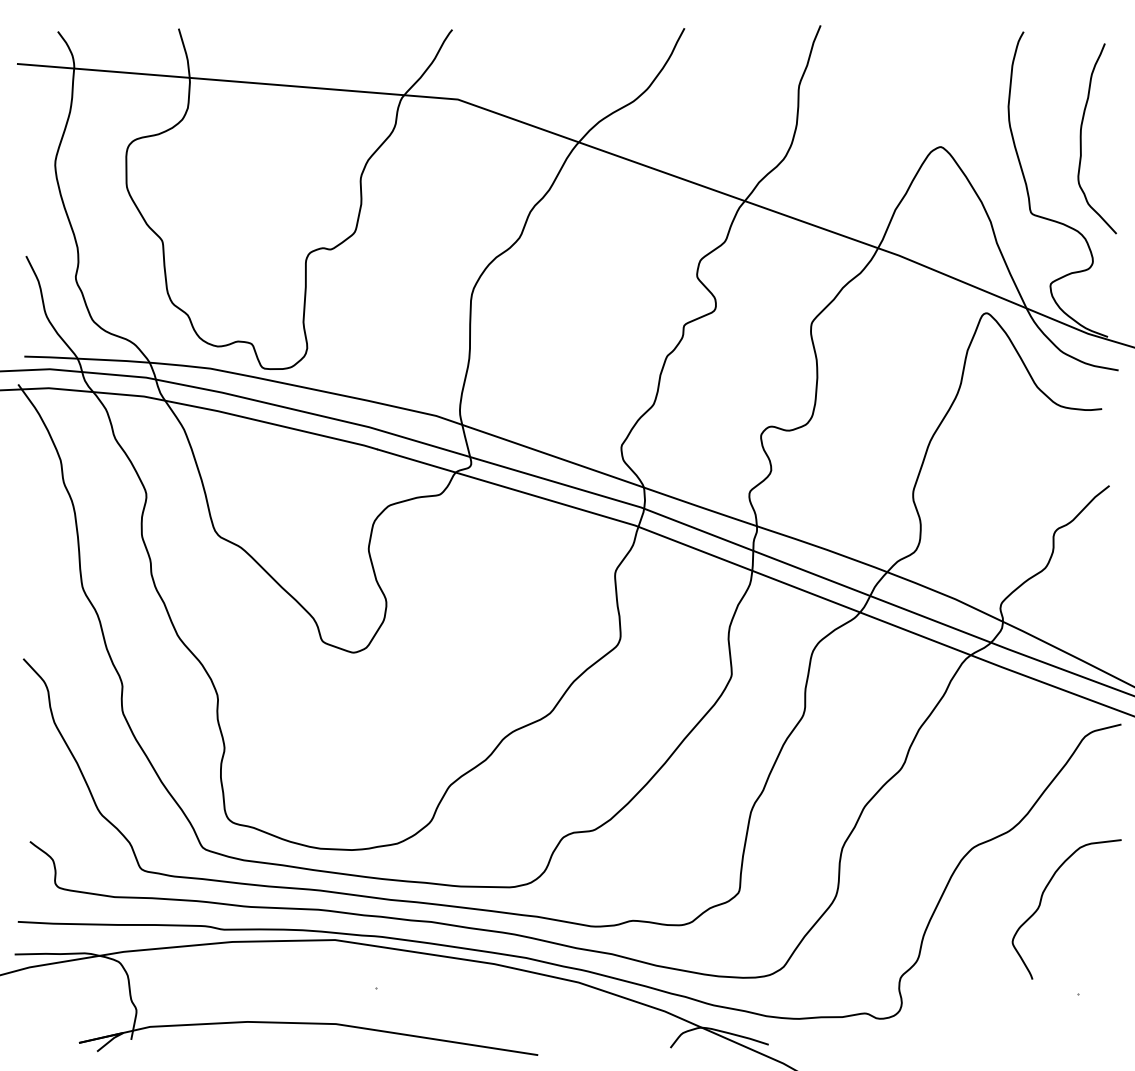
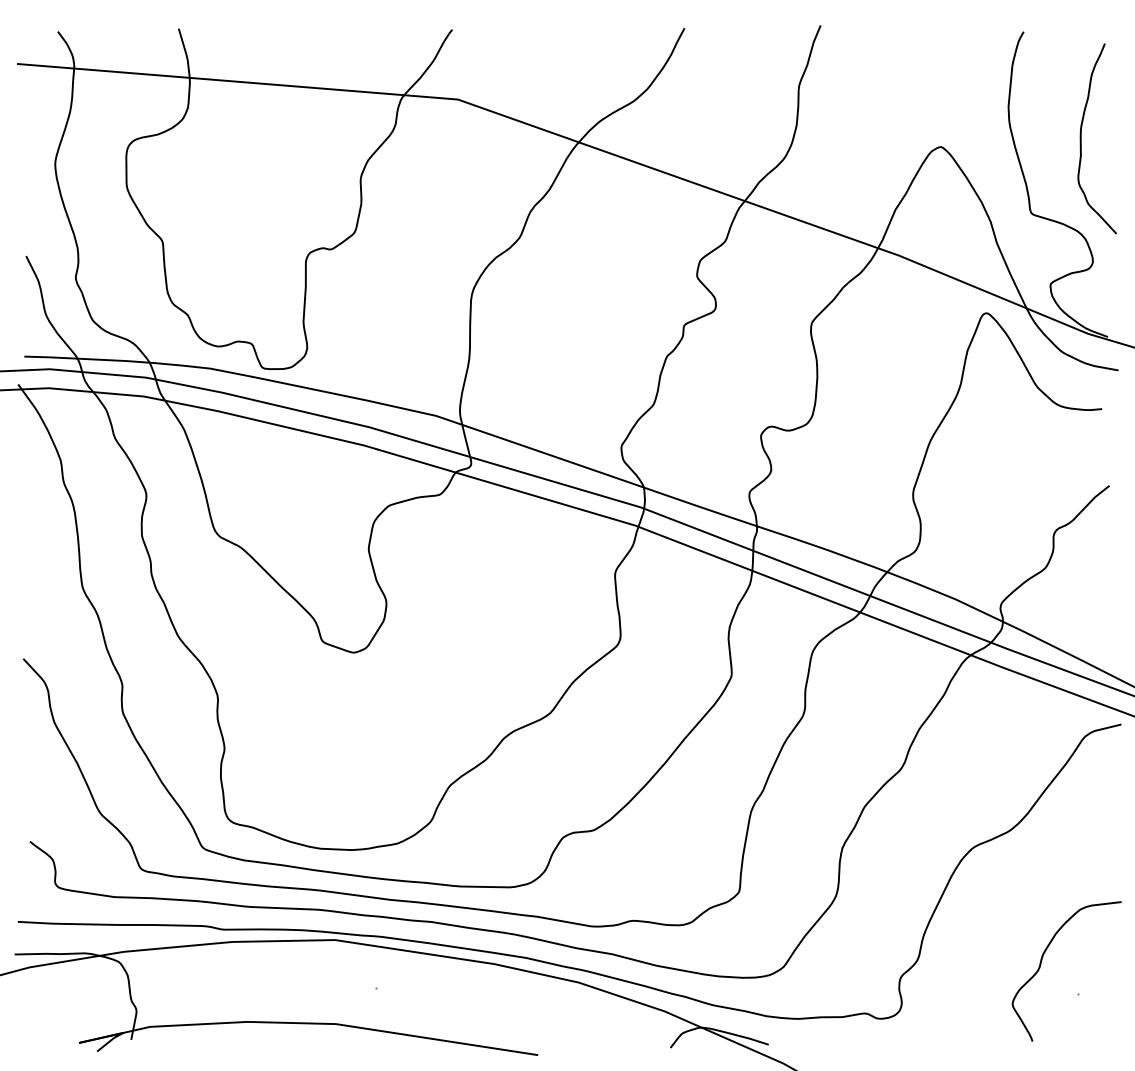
curve position: (1041, 902) -> (1041, 964) (1041, 964)
